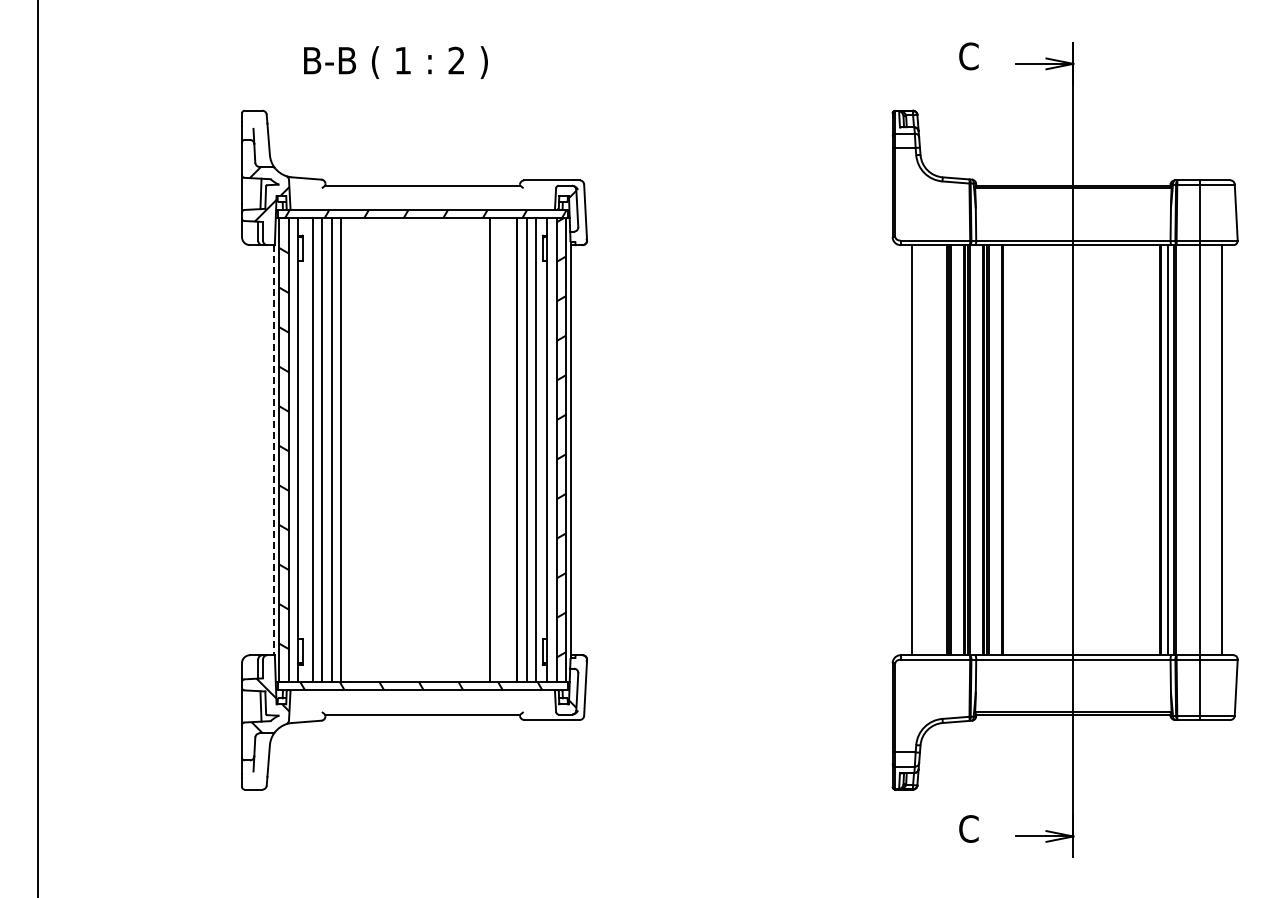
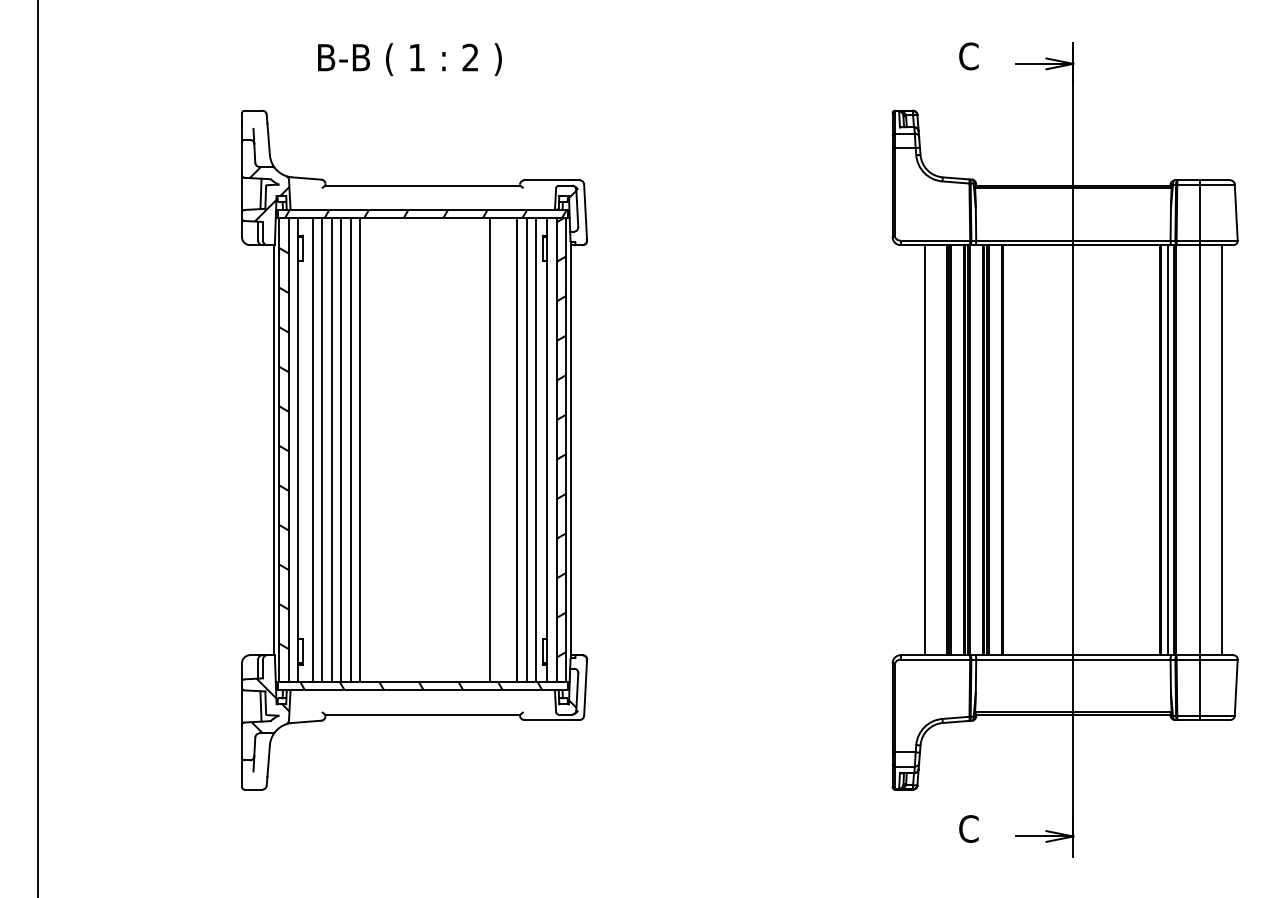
text position: (395, 62) -> (409, 59) (409, 59)
line: dashed -> solid (274, 450)
line: none -> present (350, 450)
line: none -> present (359, 450)
line position: (912, 450) -> (925, 450) (925, 450)
